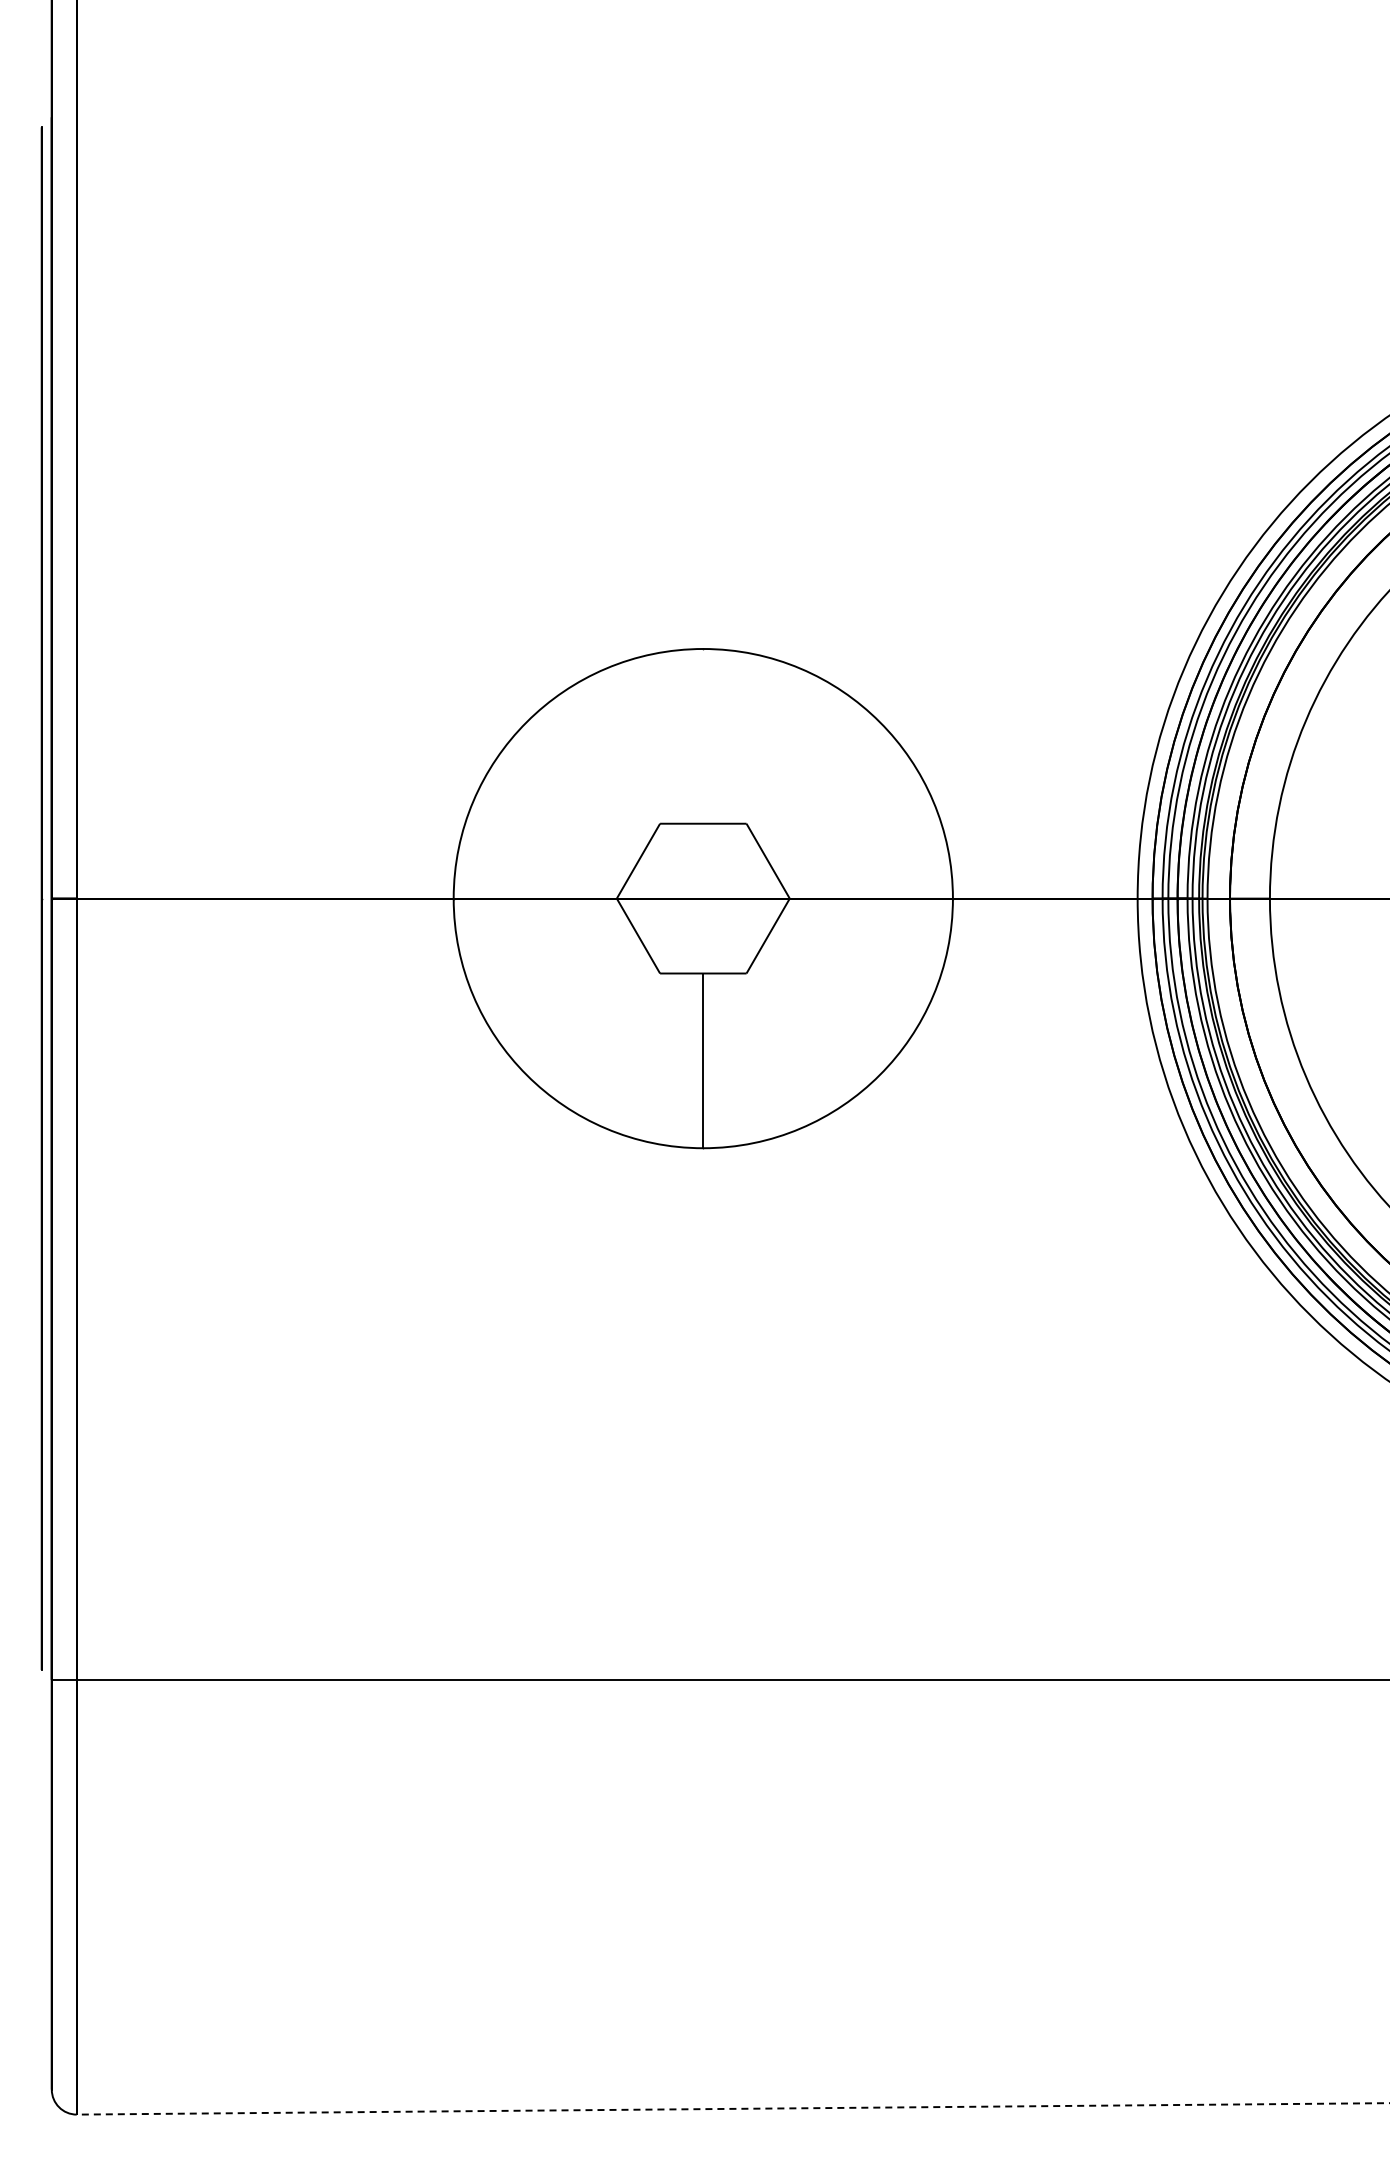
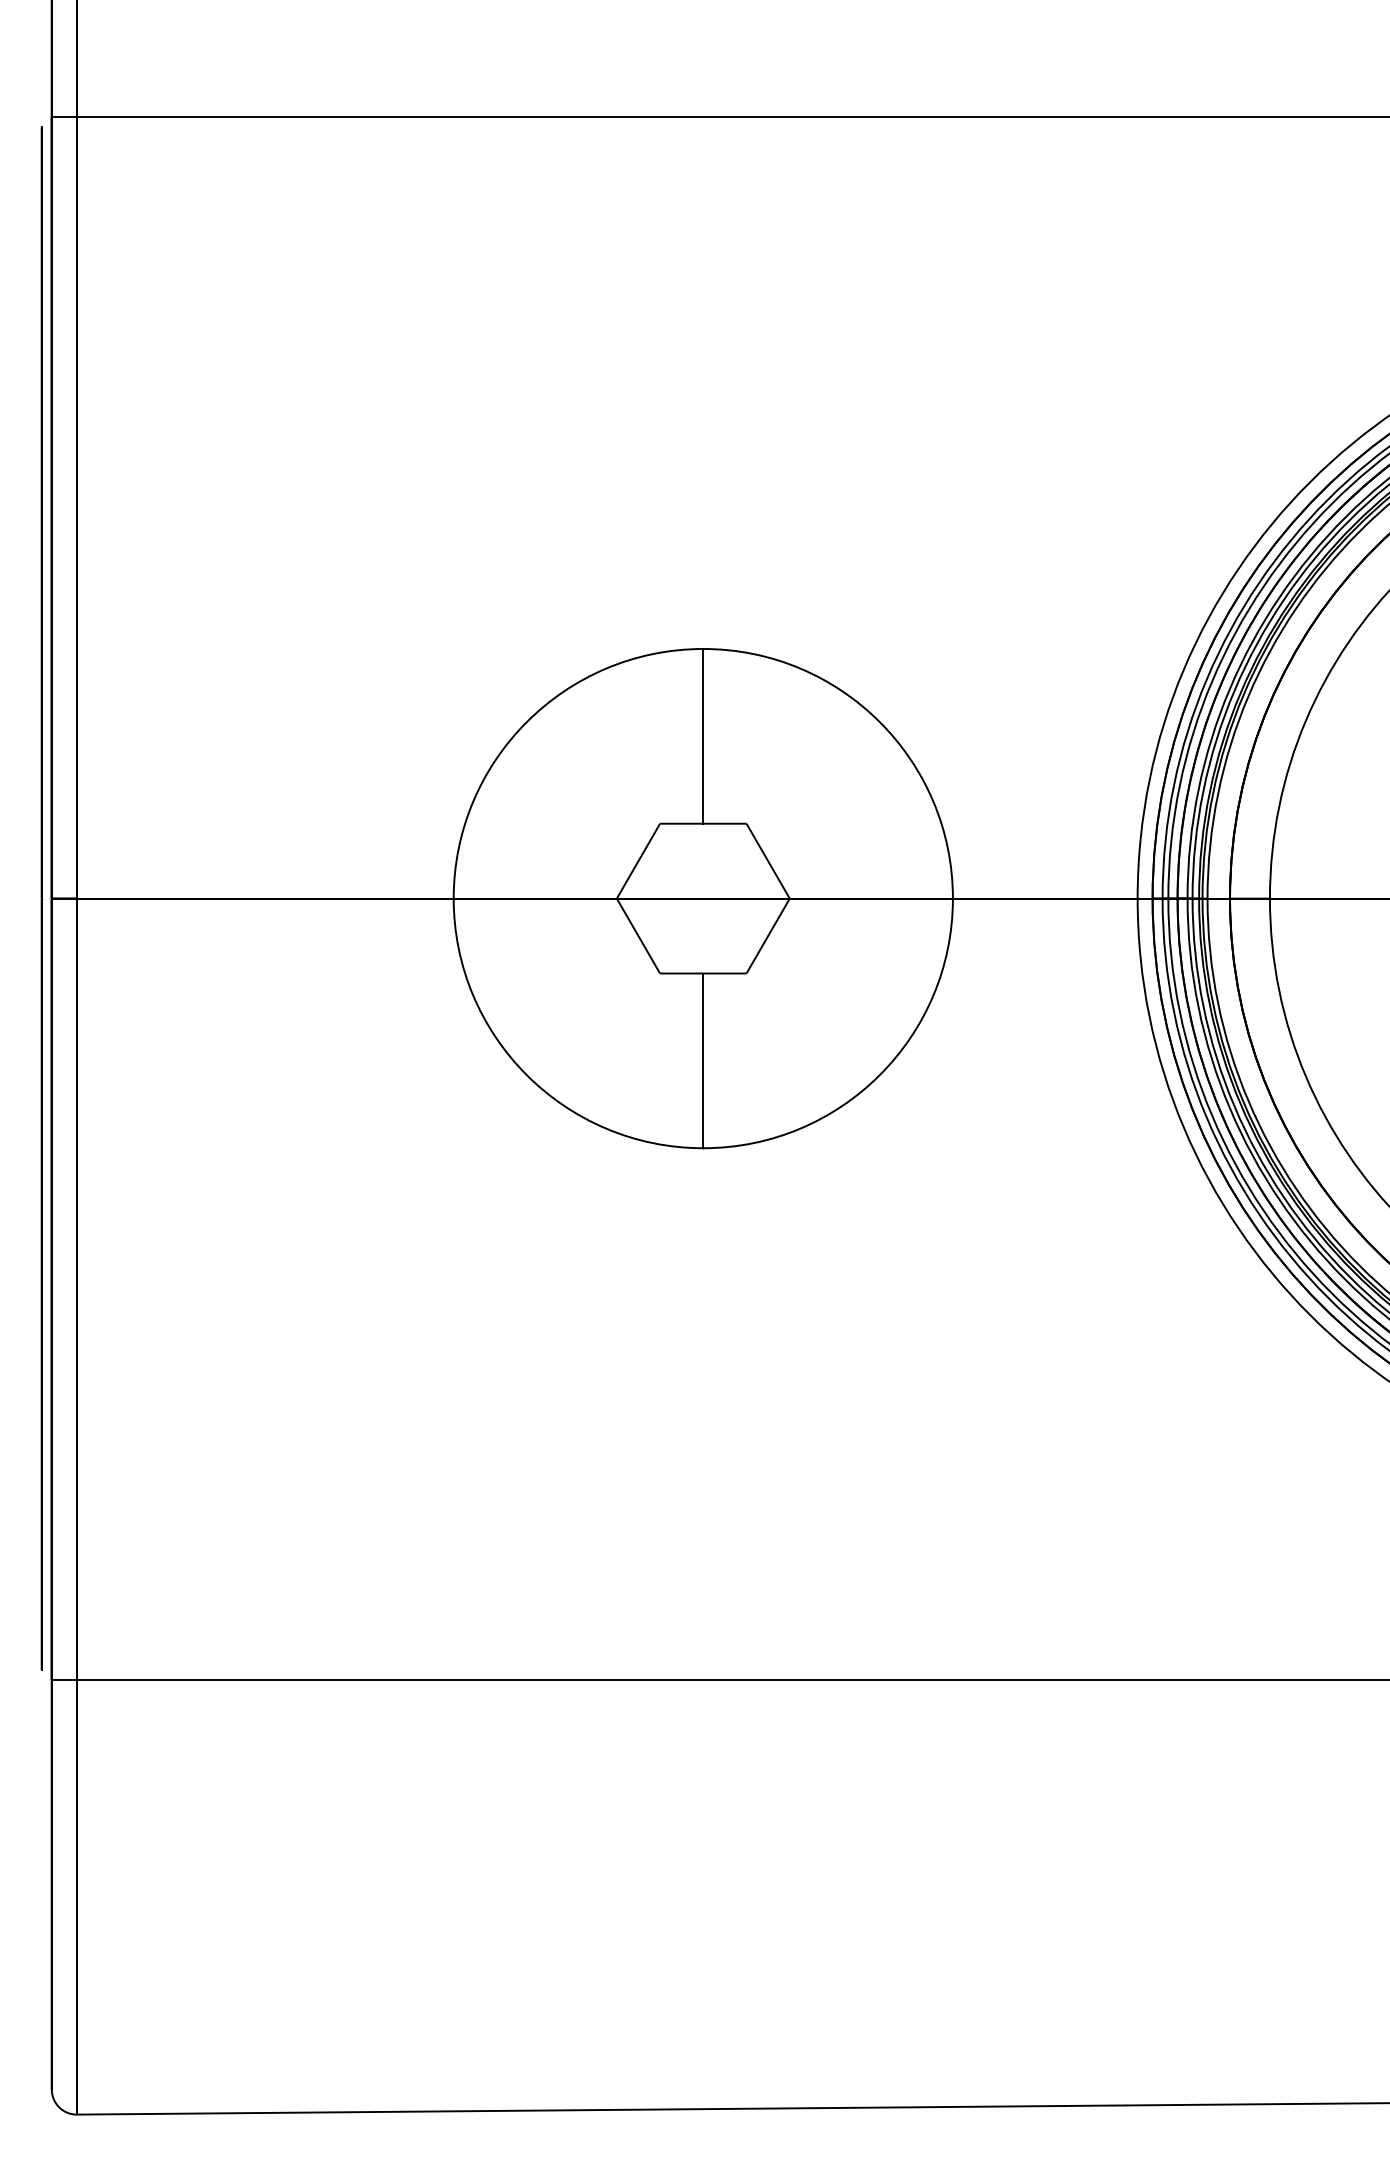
line: none -> present (718, 117)
line: none -> present (703, 736)
line: dashed -> solid (732, 2108)
